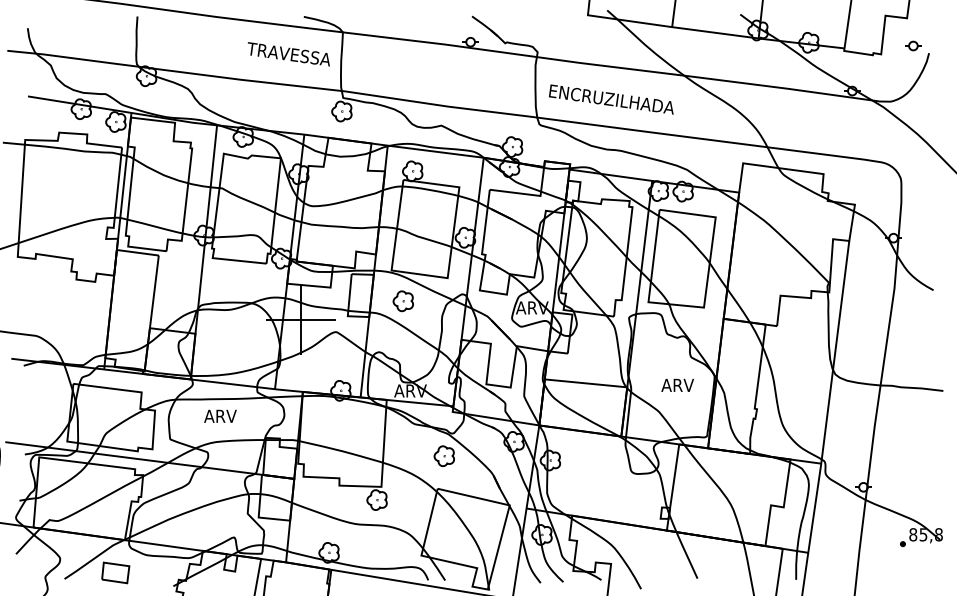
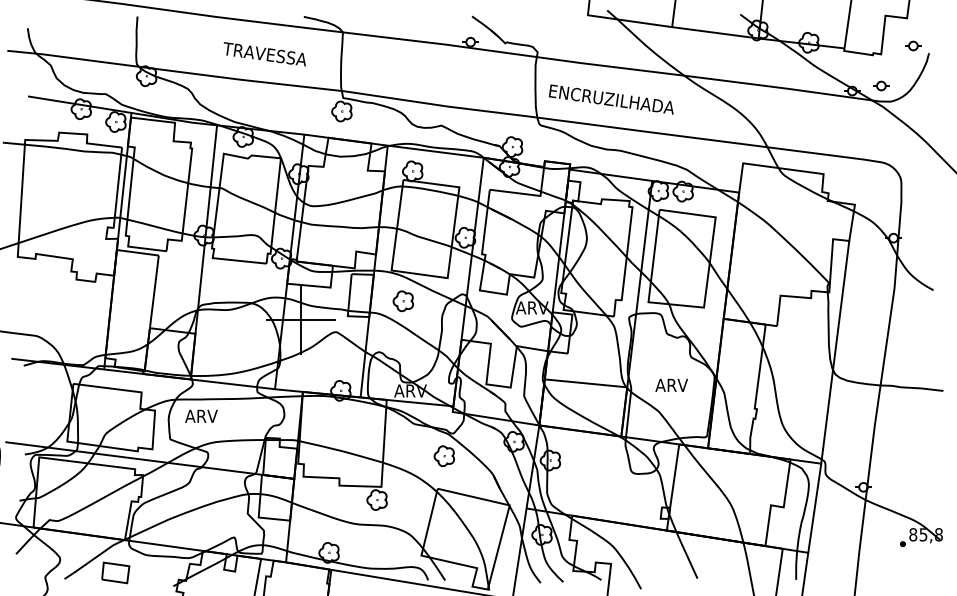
text position: (288, 54) -> (264, 54) (264, 54)
part: none -> present (881, 85)
text position: (677, 384) -> (671, 384) (671, 384)
text position: (220, 415) -> (201, 415) (201, 415)
